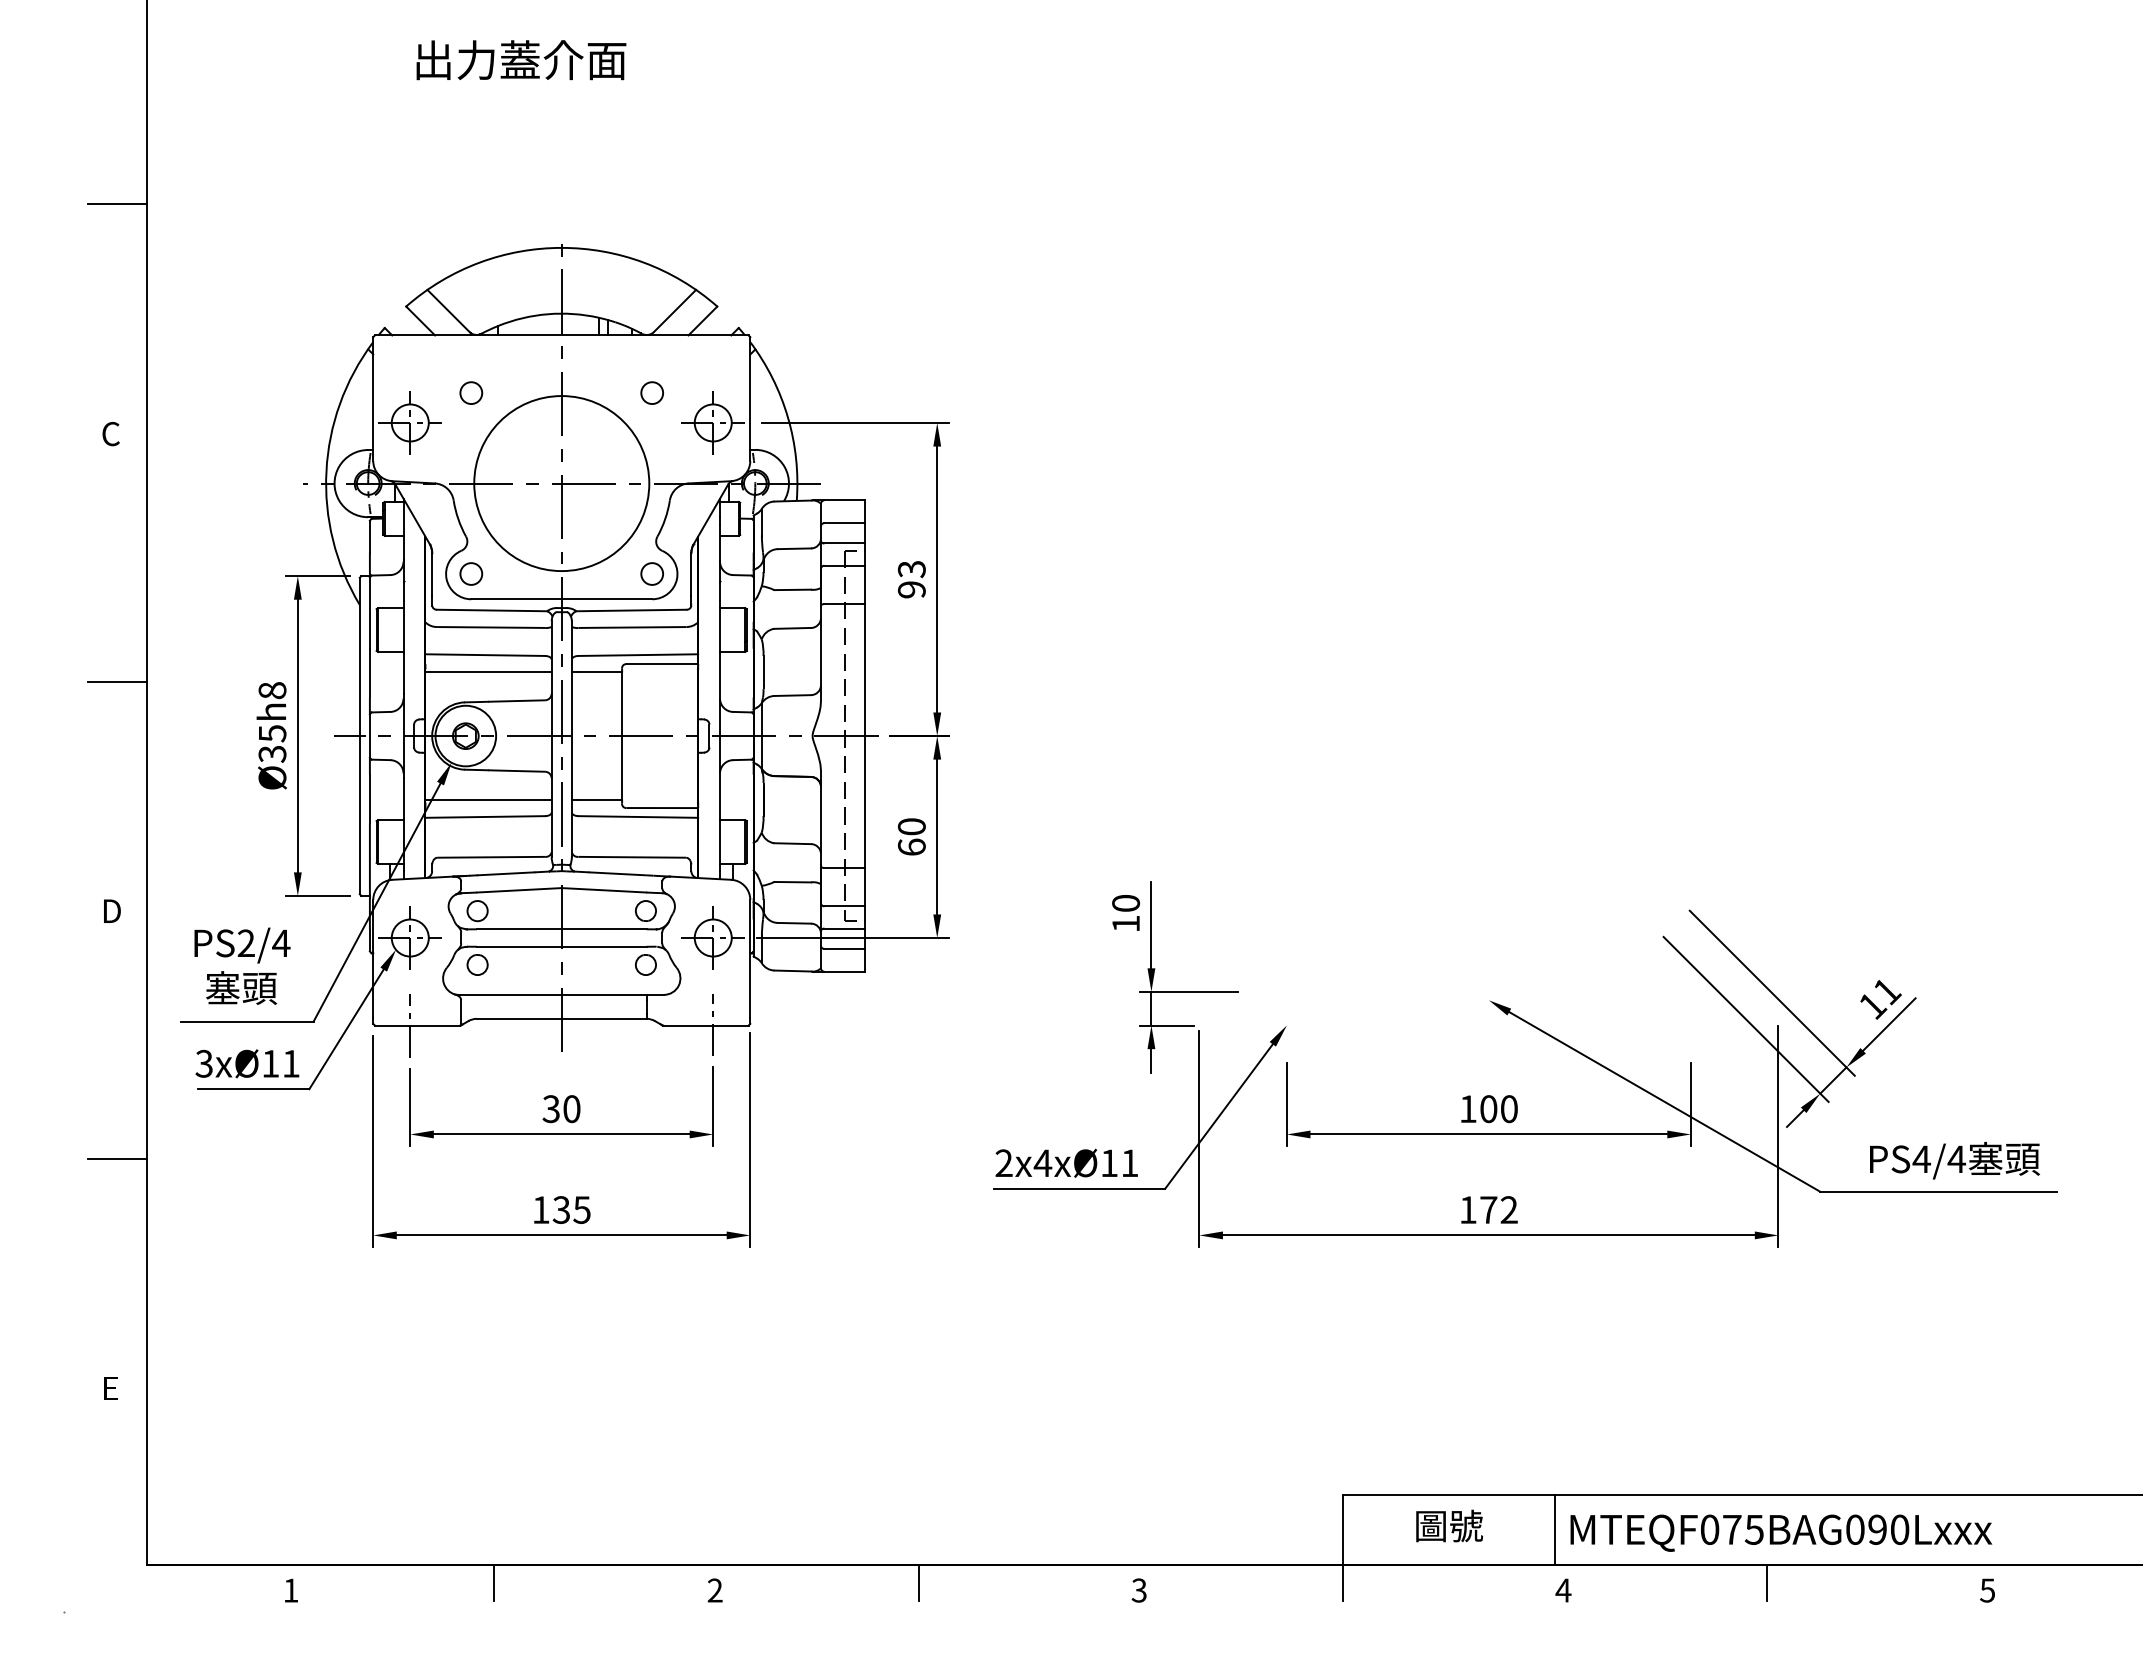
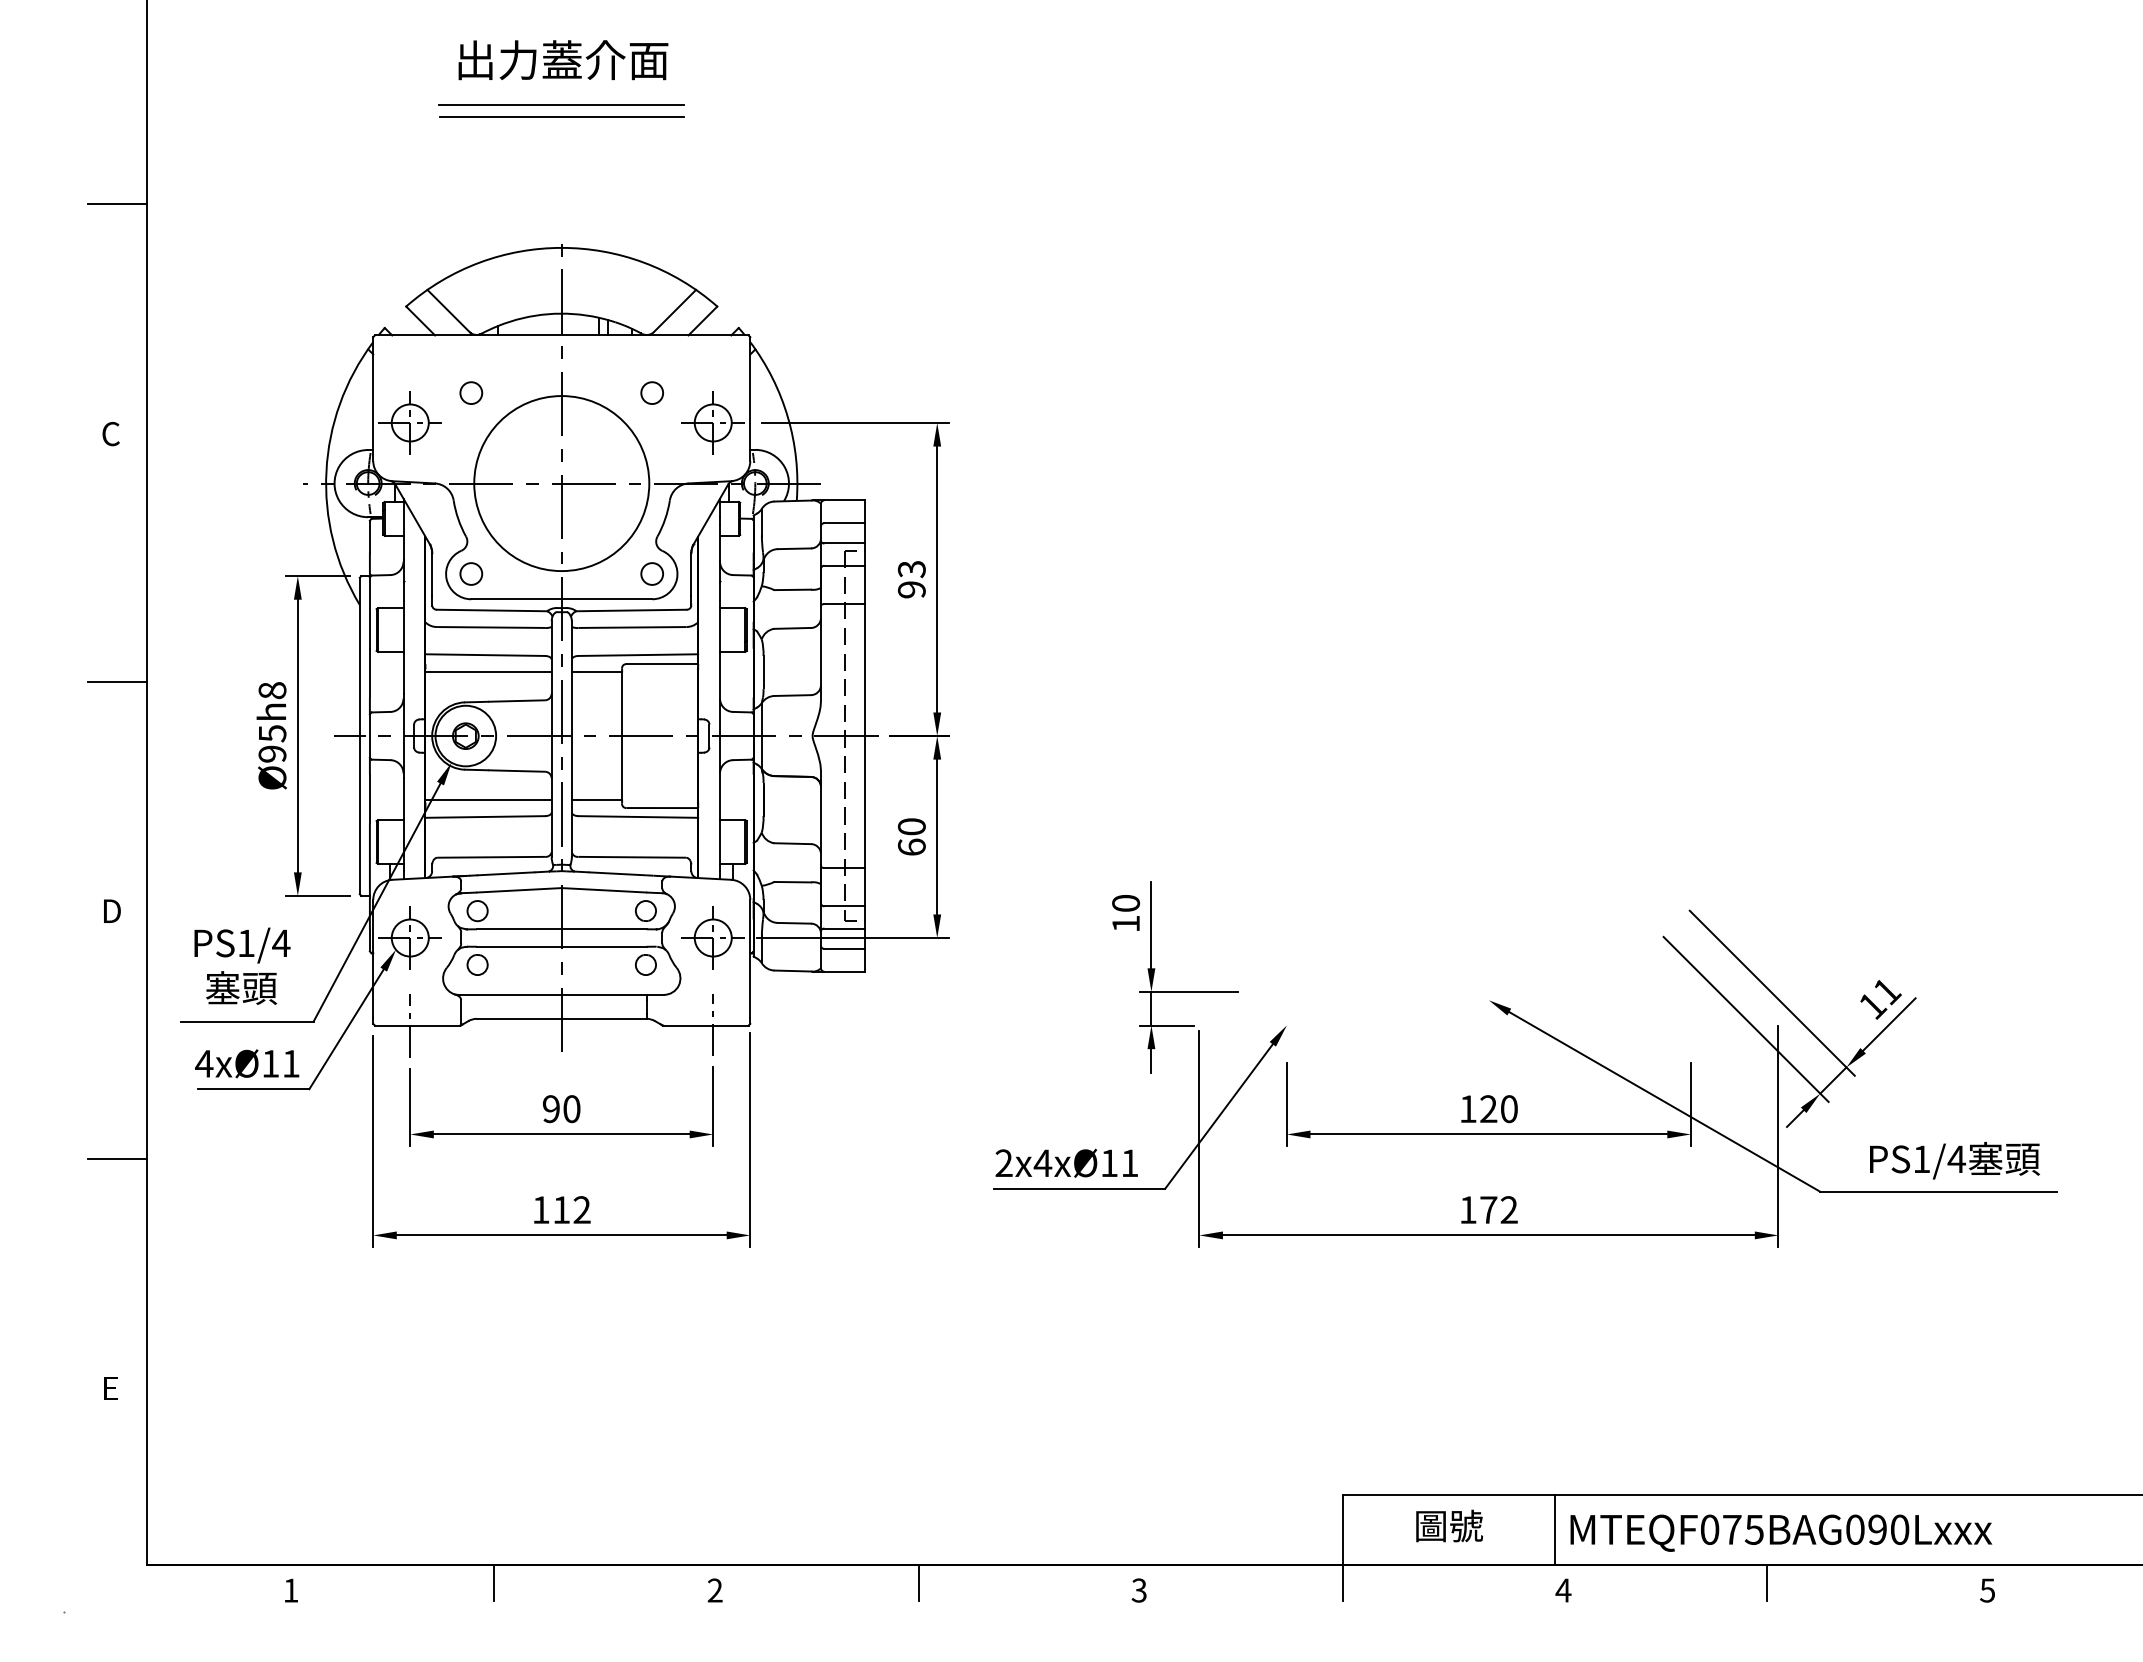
text position: (521, 60) -> (563, 60) (563, 60)
line: none -> present (561, 105)
line: none -> present (561, 116)
text: Ø35h8 -> Ø95h8 (272, 753)
text: PS2/4 -> PS1/4 (245, 942)
text: 3xØ11 -> 4xØ11 (204, 1063)
text: 30 -> 90 (550, 1109)
text: 100 -> 120 (1488, 1109)
text: PS4/4 -> PS1/4 (1921, 1158)
text: 135 -> 112 (571, 1209)
